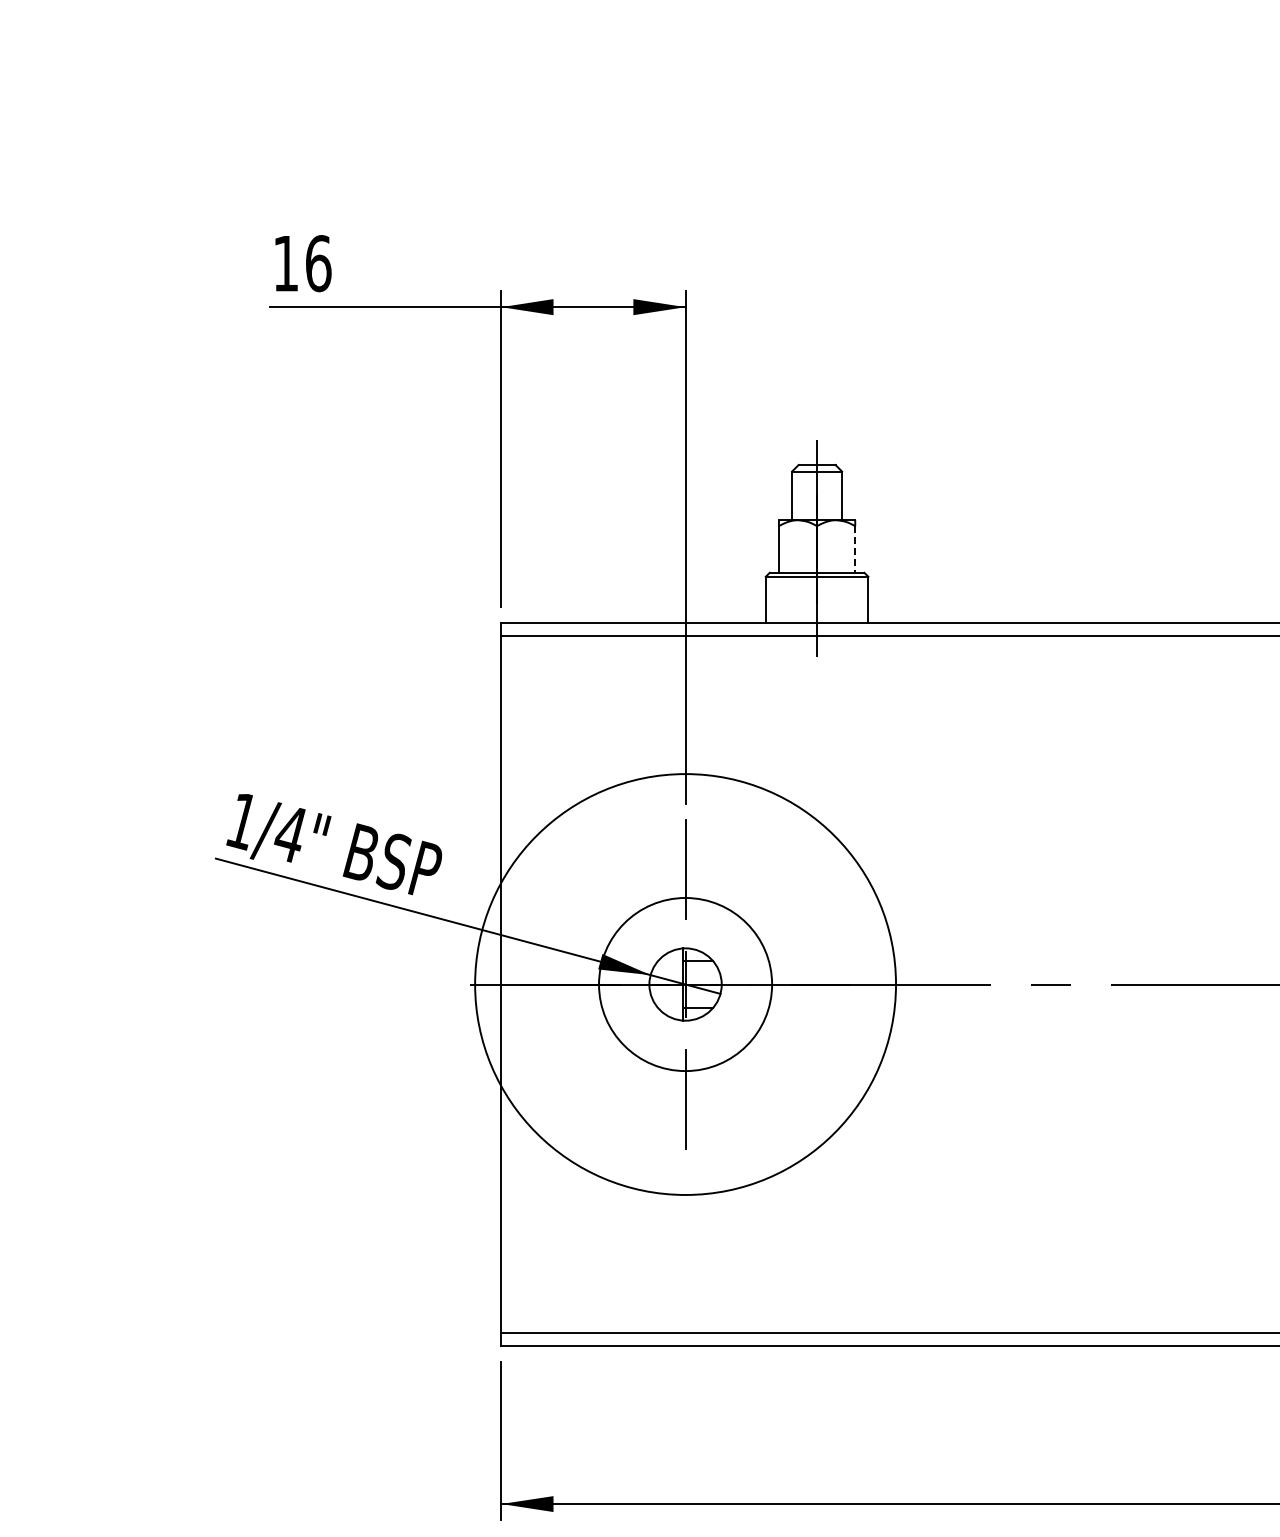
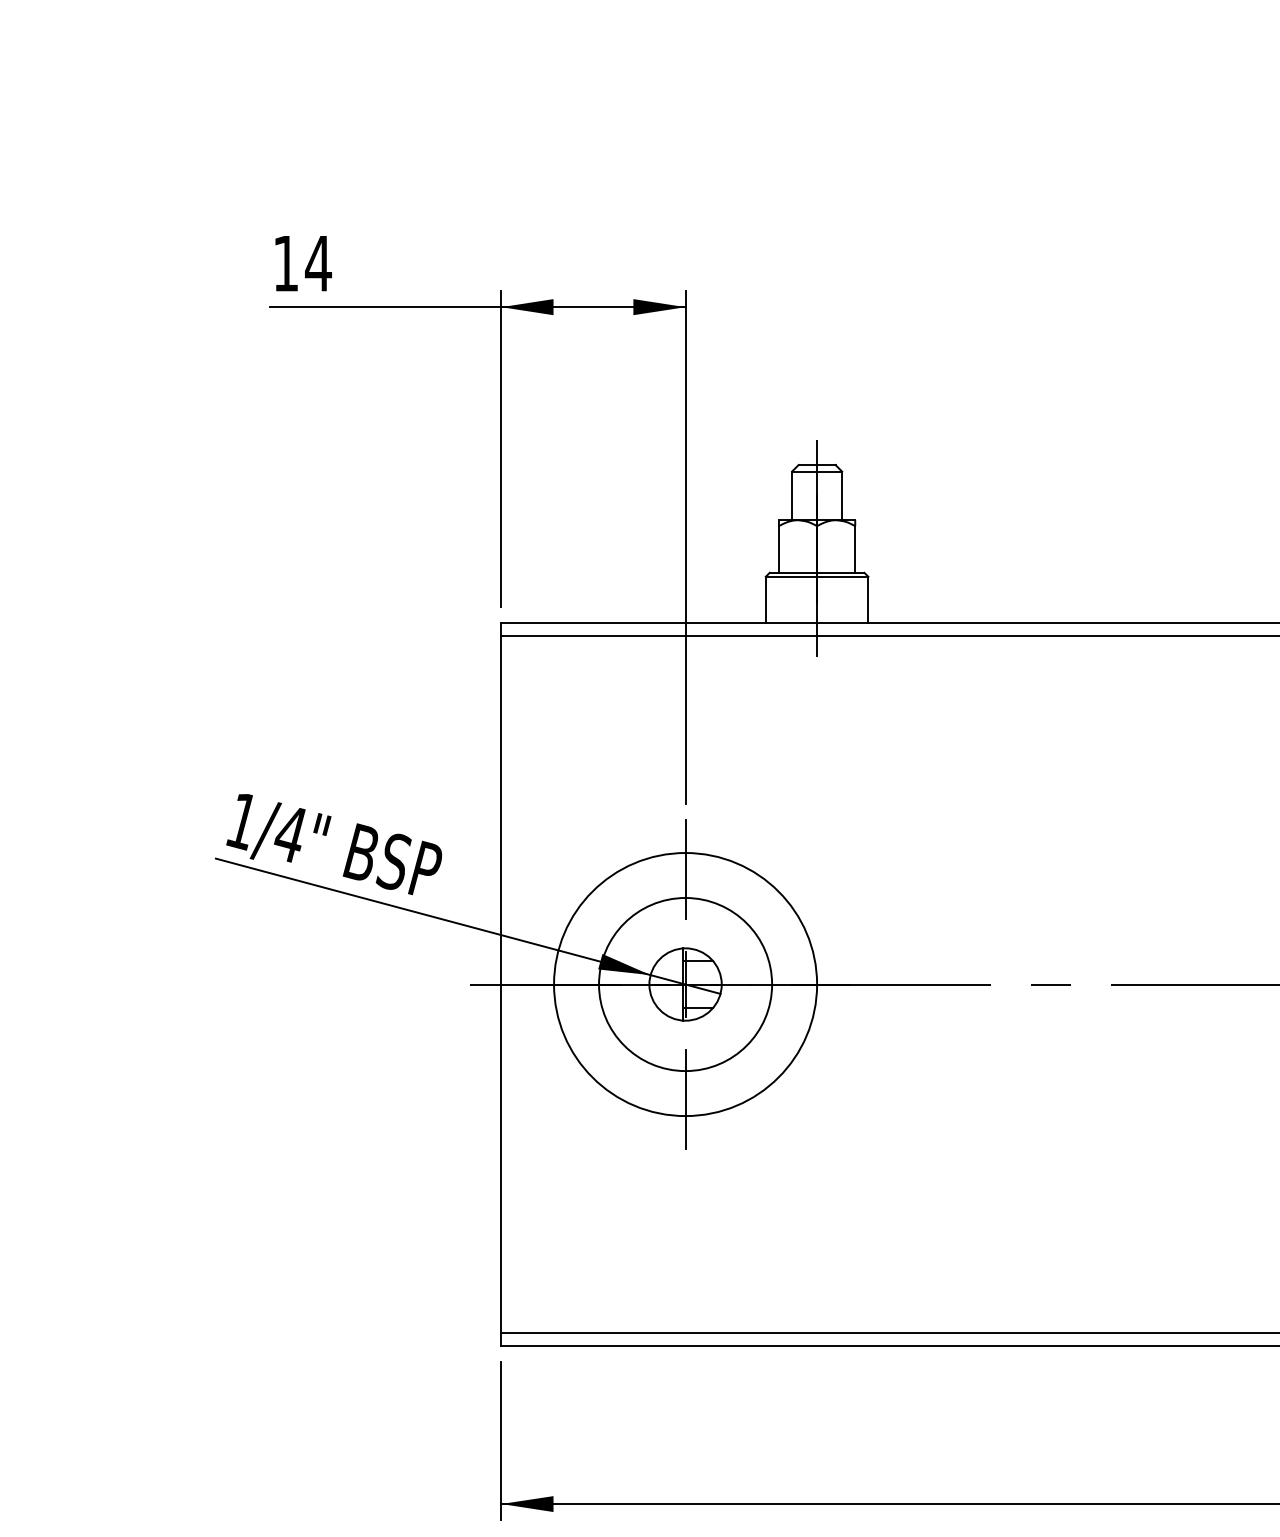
text: 16 -> 14 (318, 263)
line: dashed -> solid (855, 550)
circle diameter: 421 px -> 263 px (685, 984)
